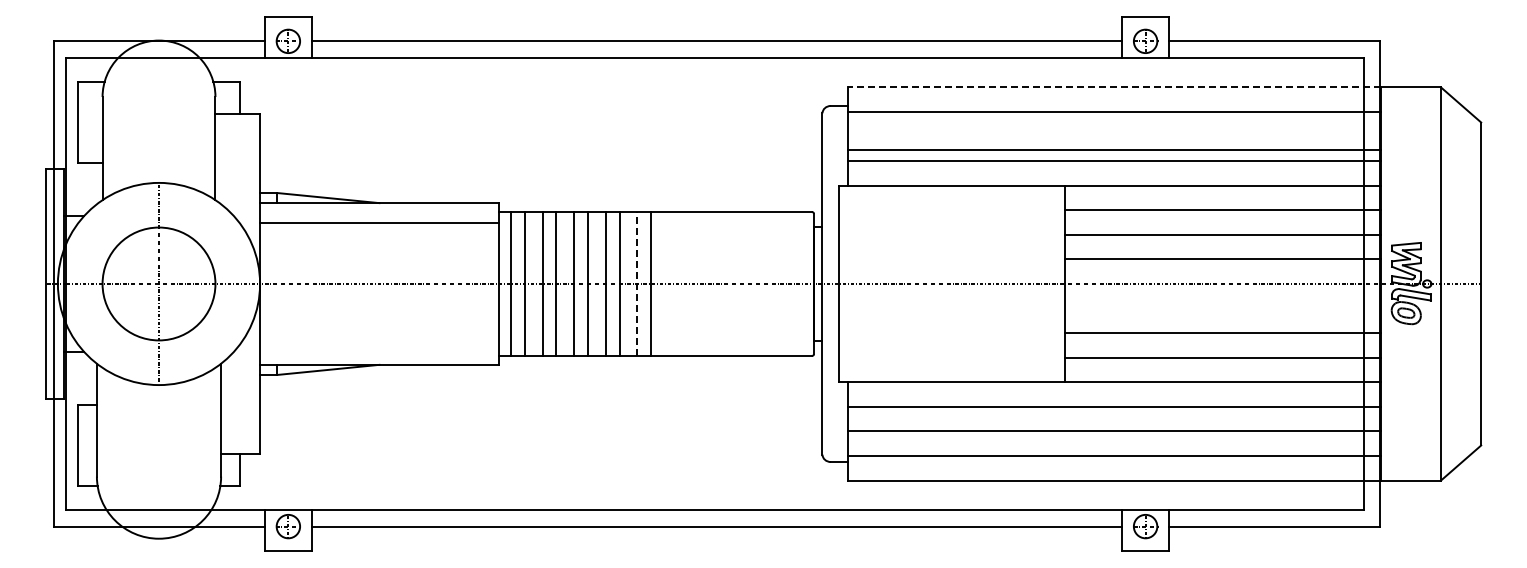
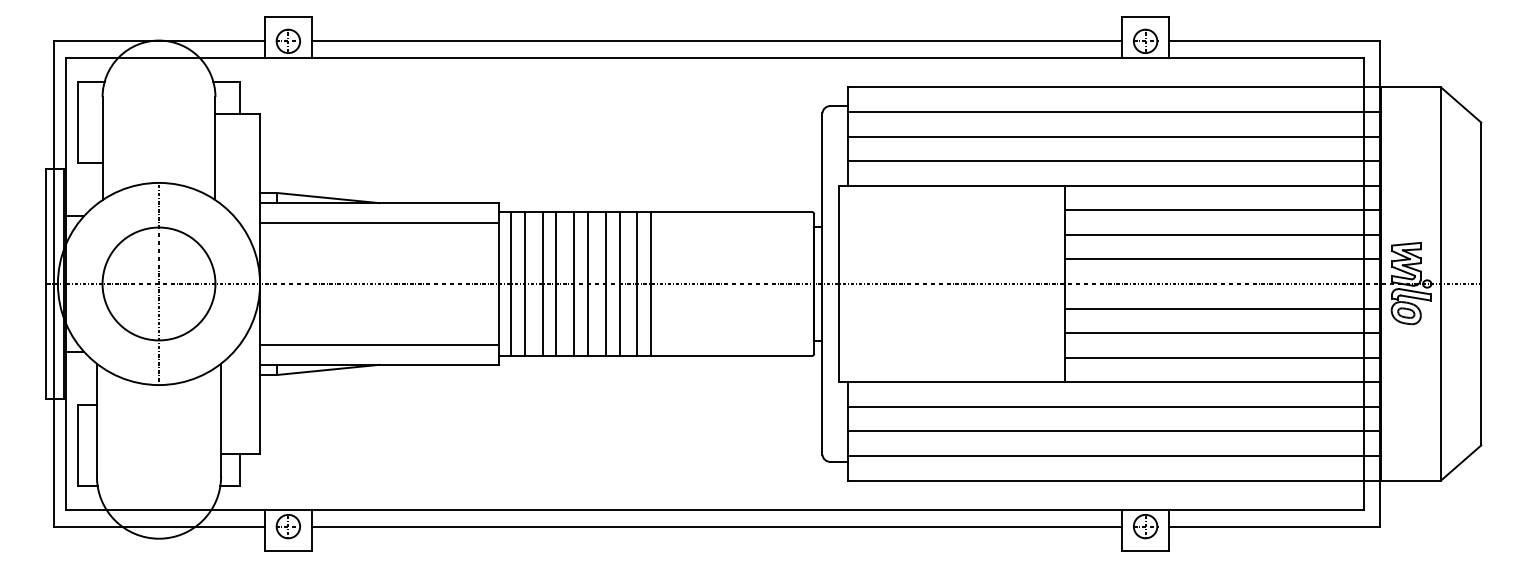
line: dashed -> solid (1114, 87)
line position: (1113, 149) -> (1113, 136) (1113, 136)
line: dashed -> solid (637, 284)
line: none -> present (1222, 308)
line: none -> present (379, 344)
